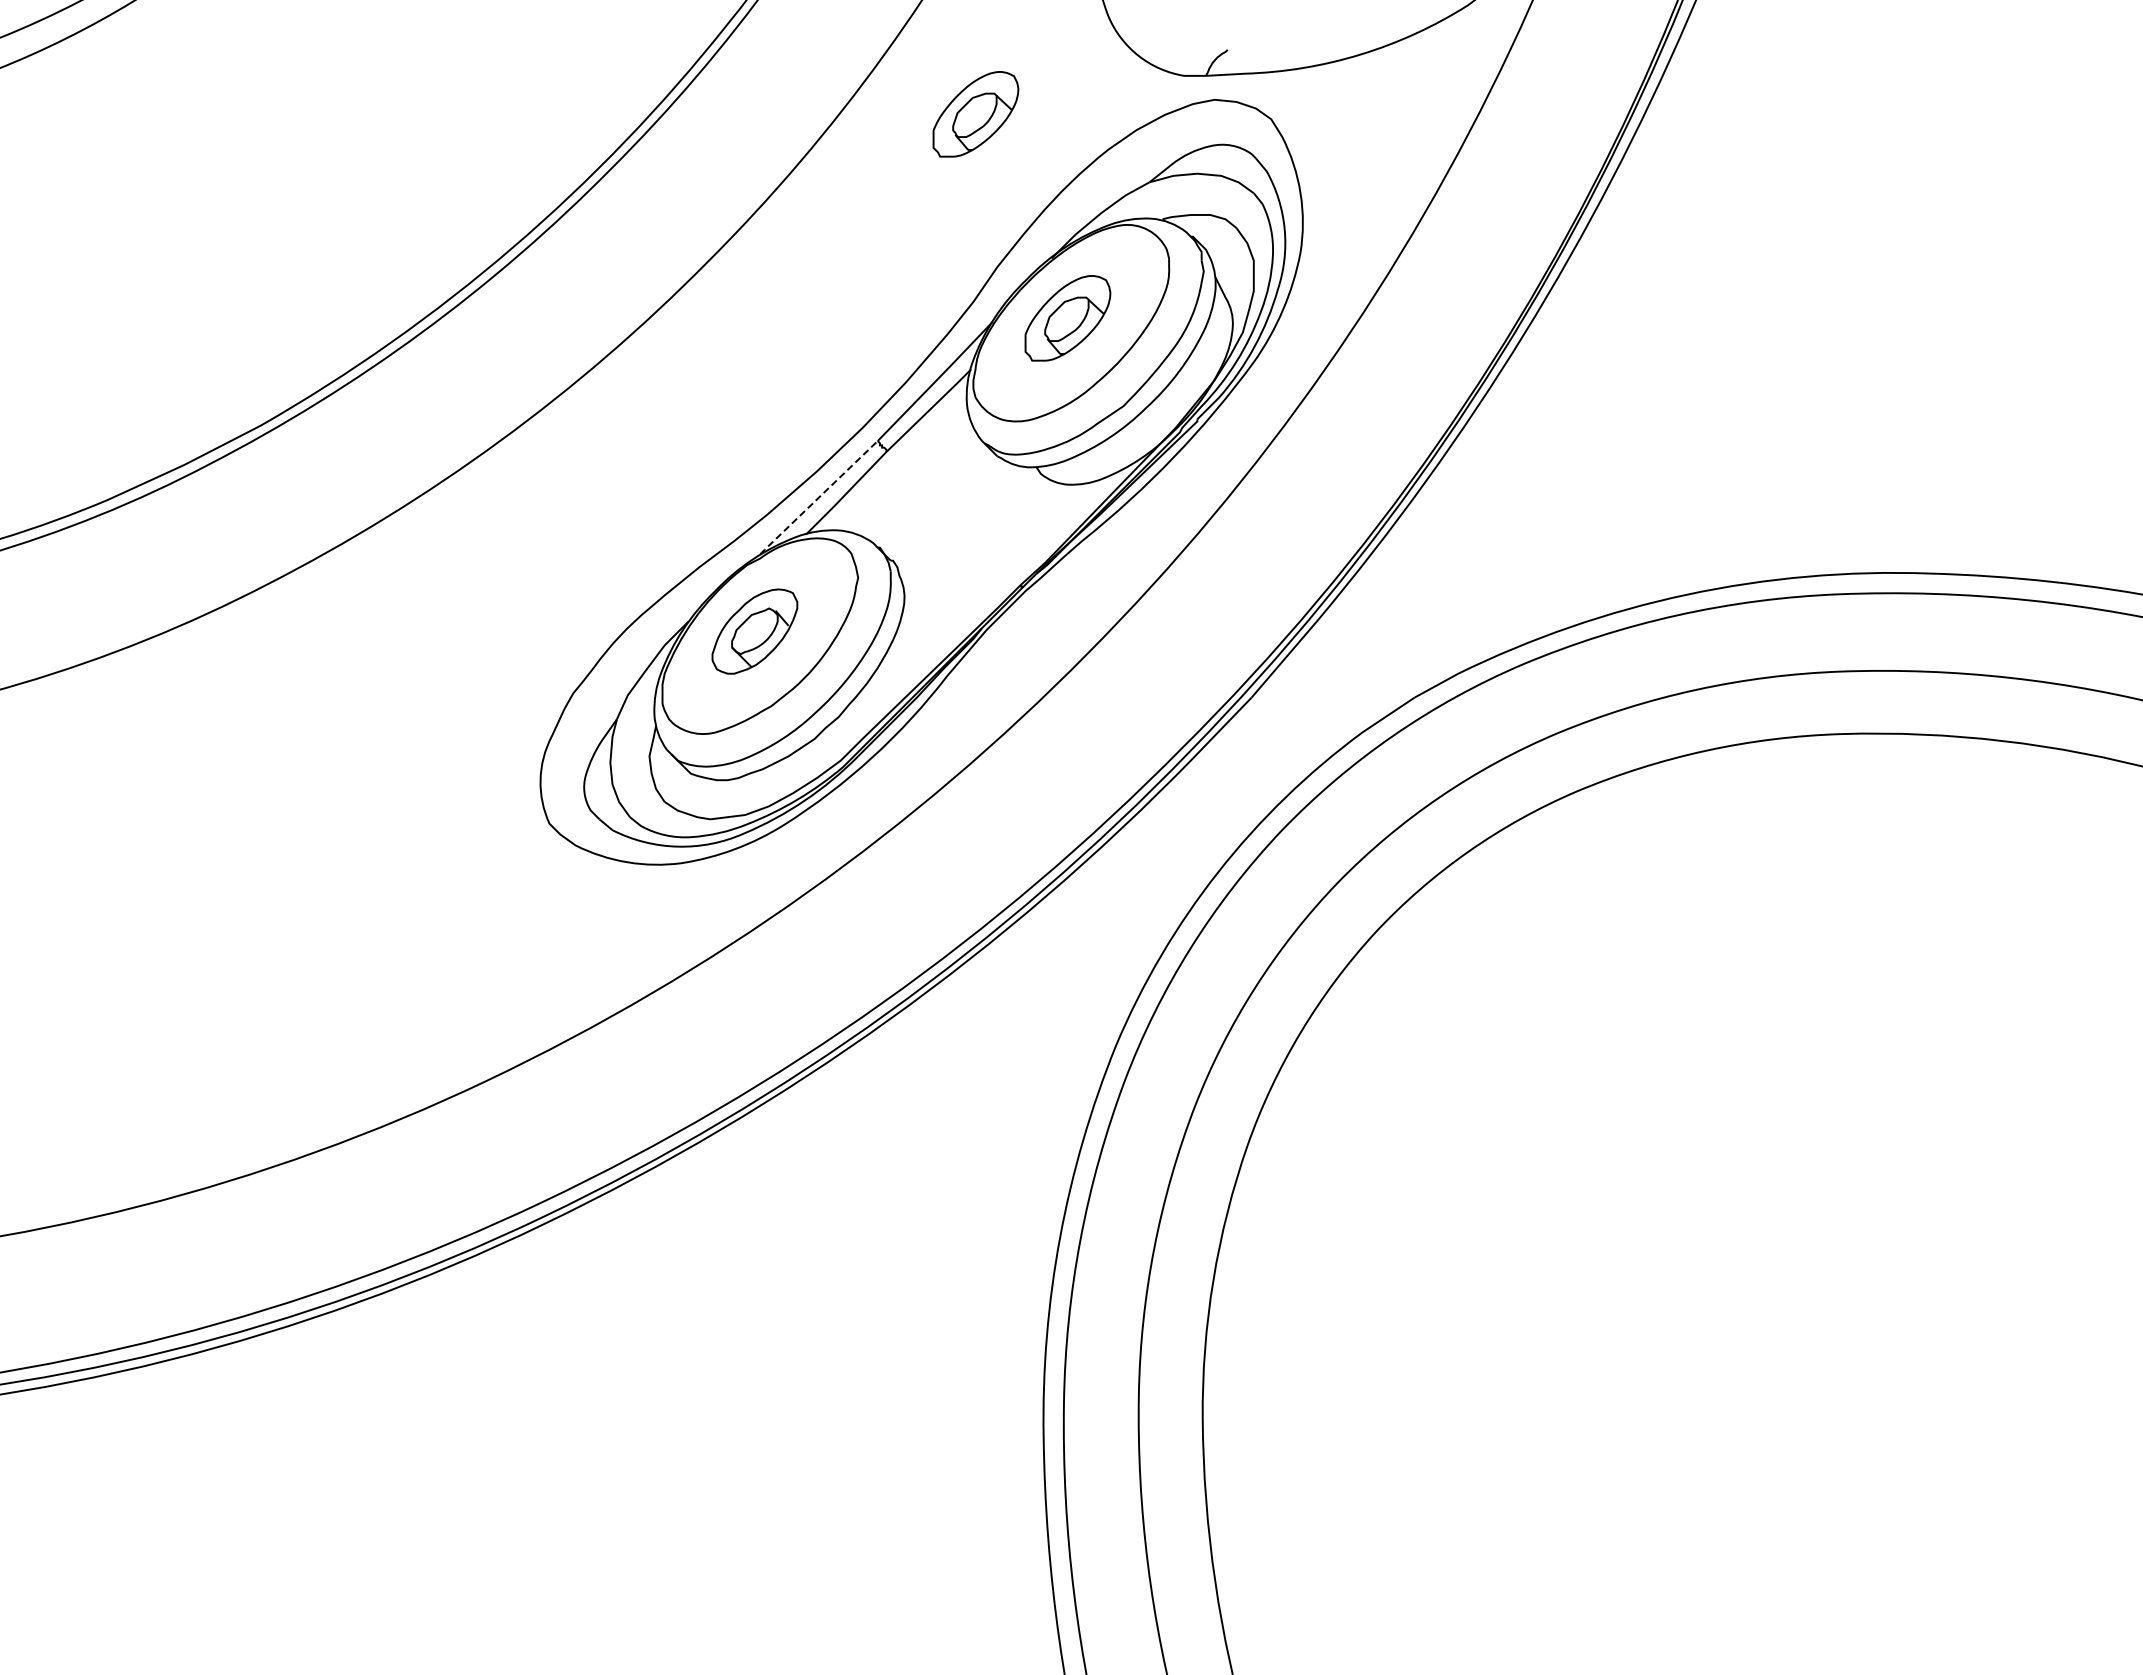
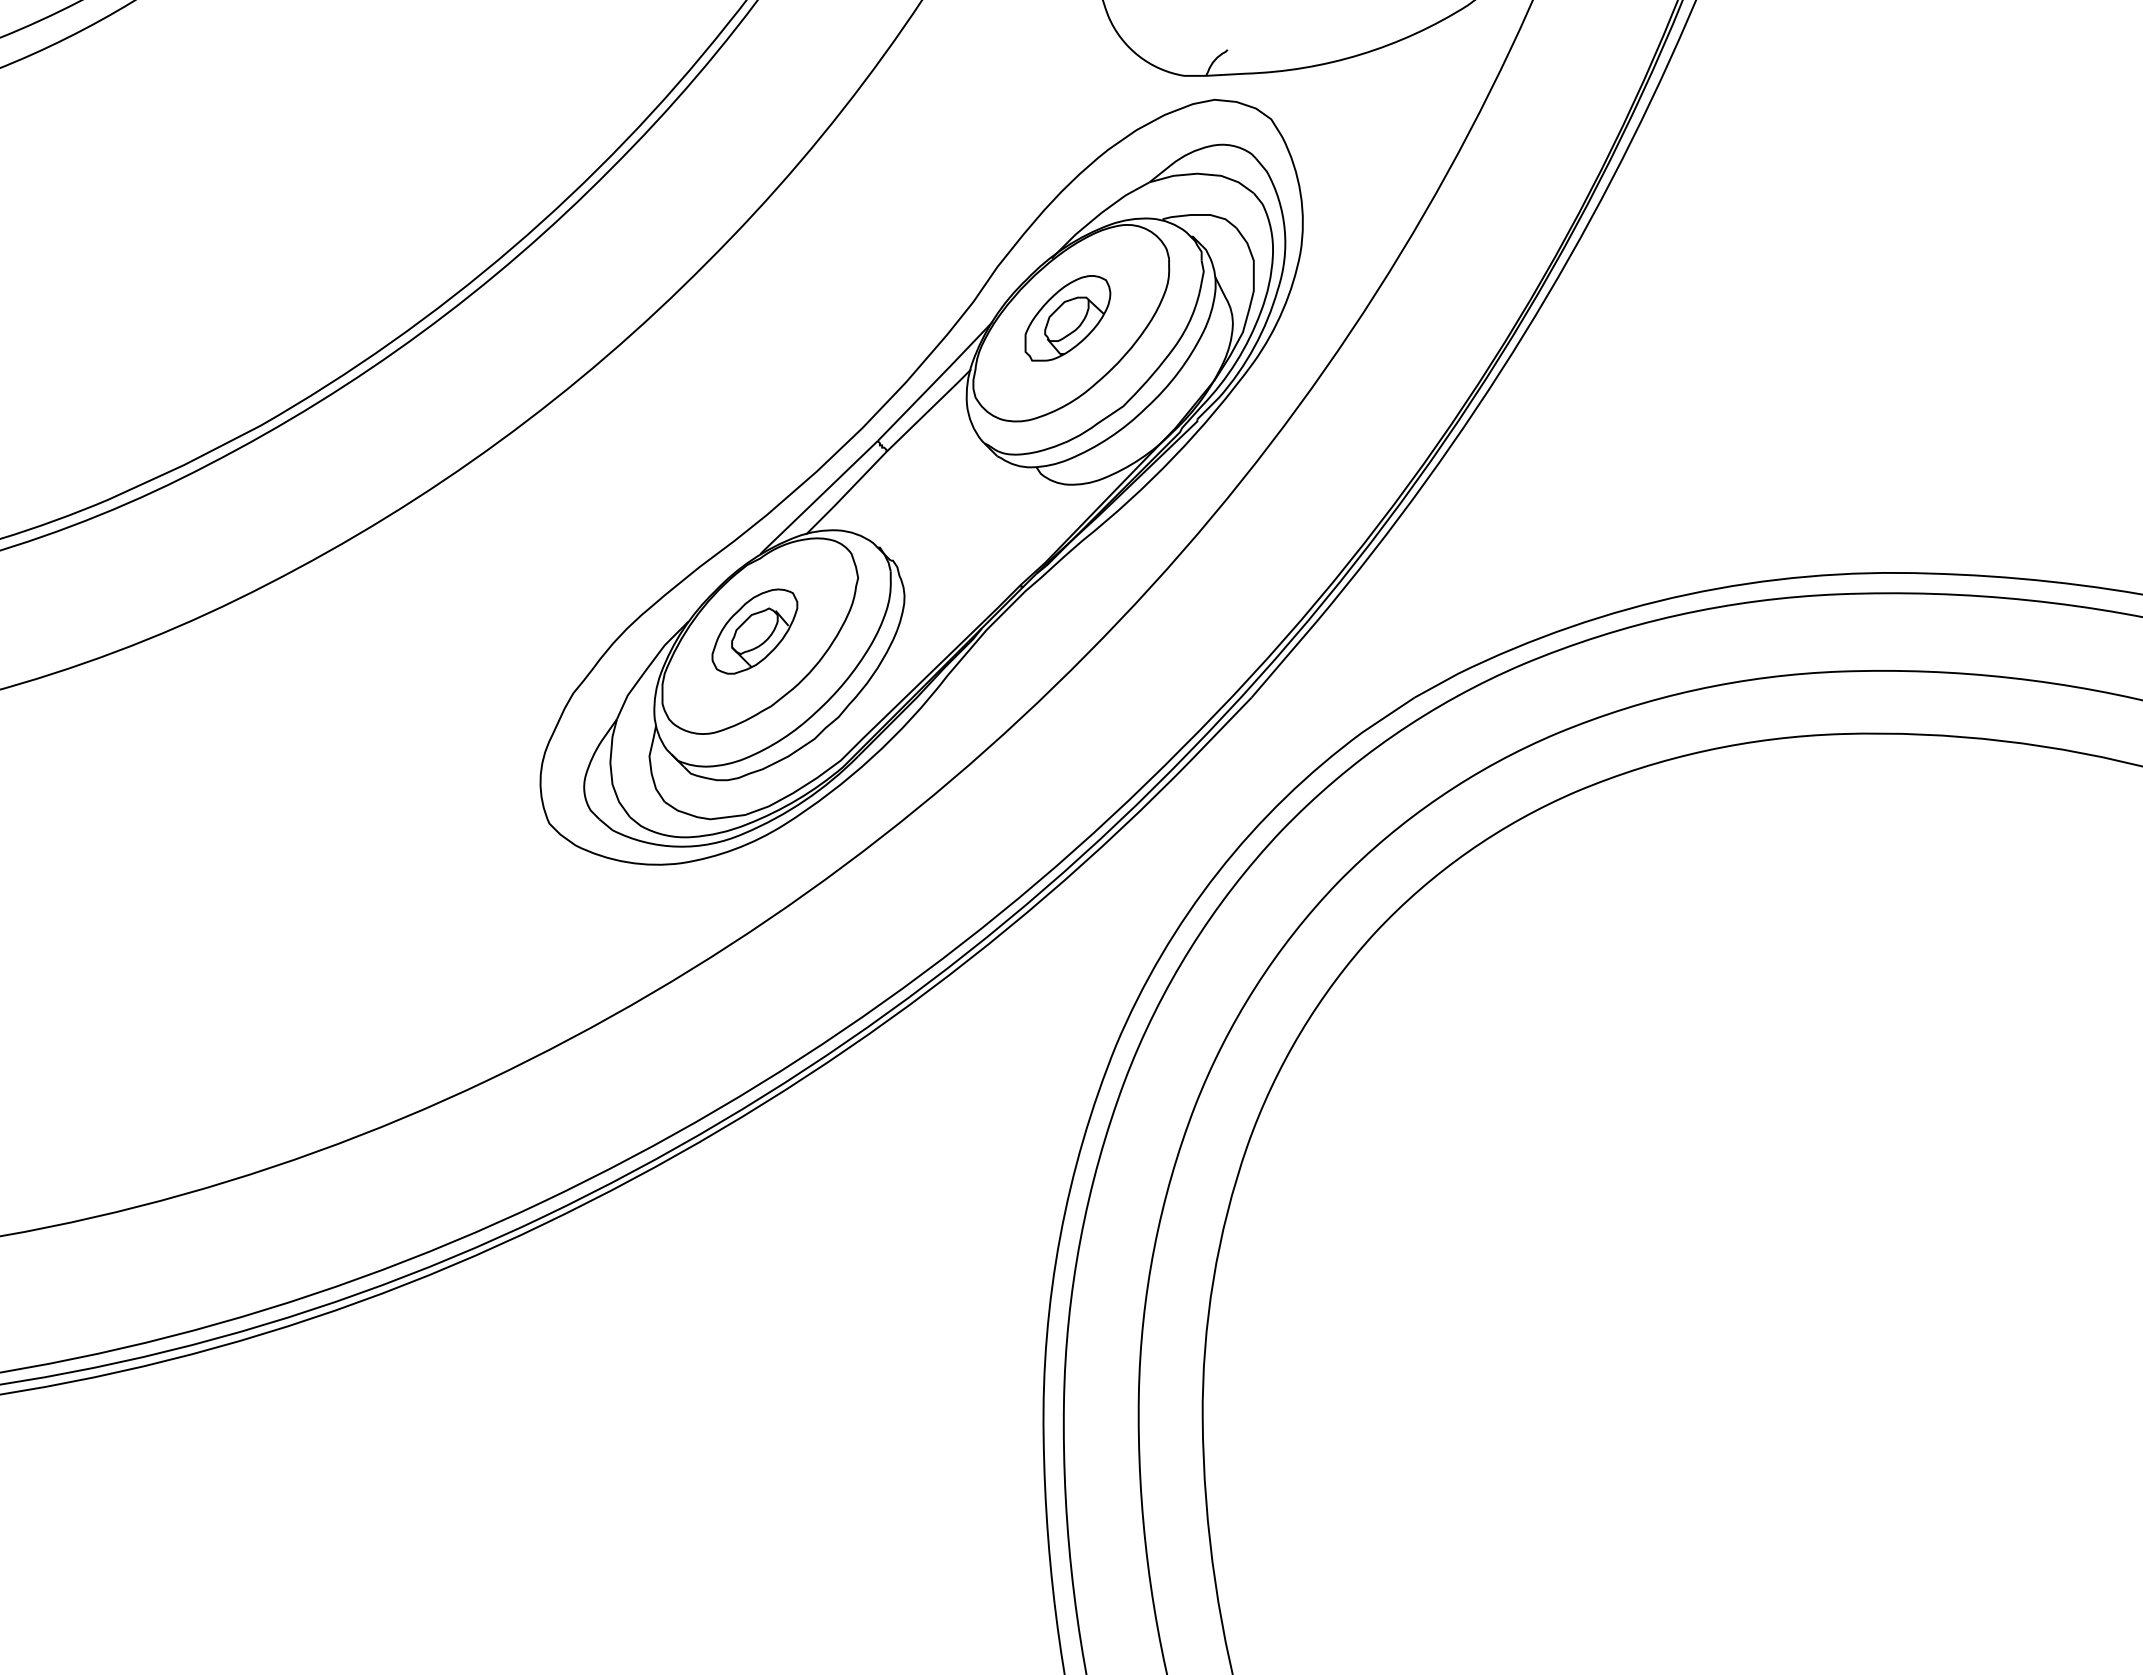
part: present -> none (975, 114)
line: dashed -> solid (818, 497)
